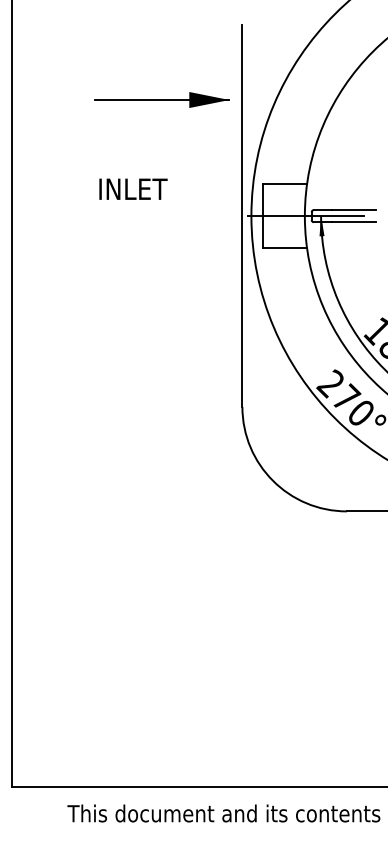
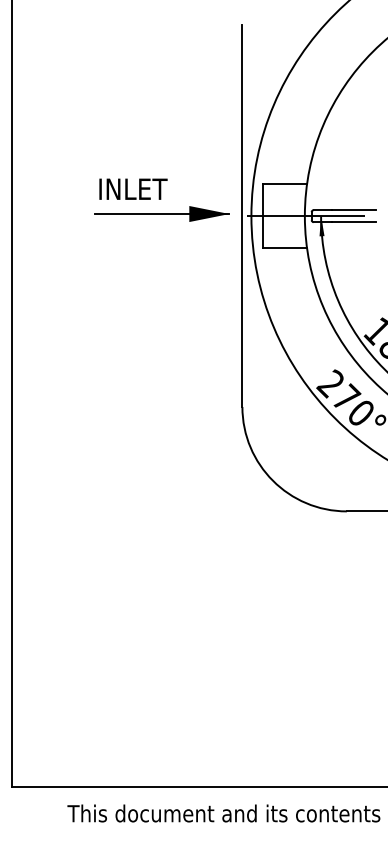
part position: (161, 99) -> (161, 213) (161, 213)
